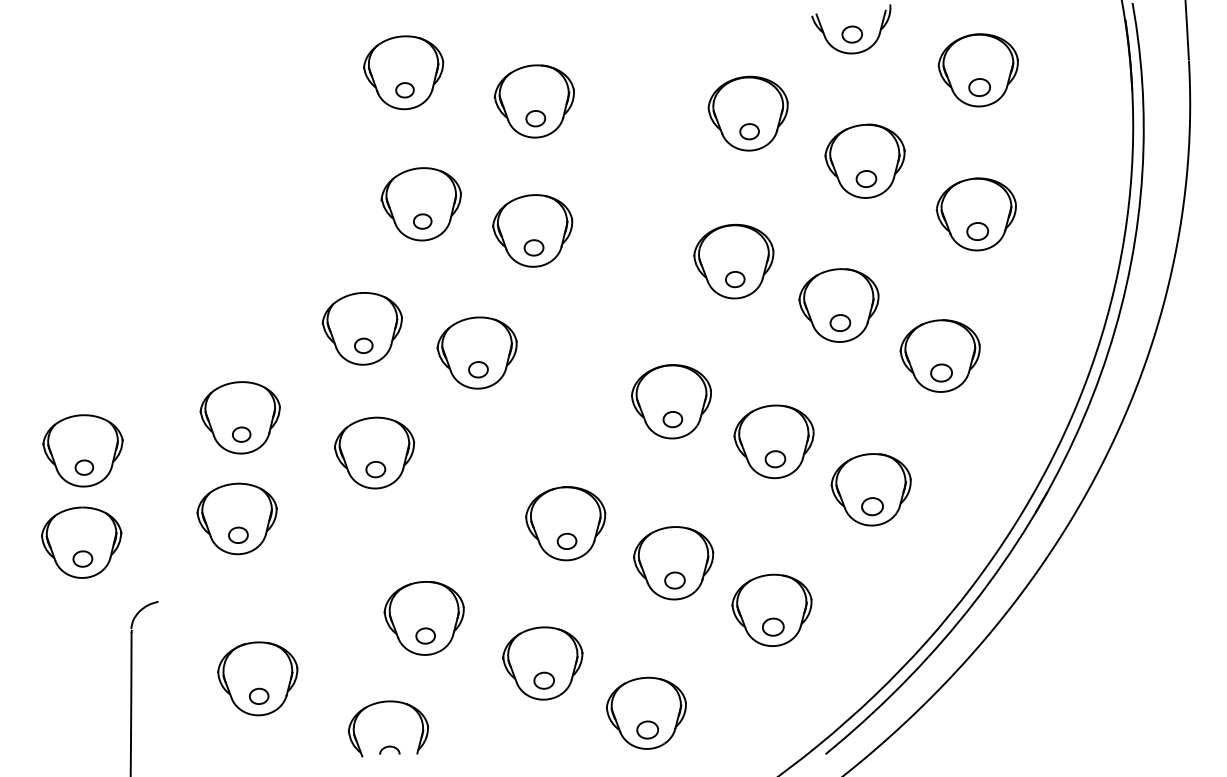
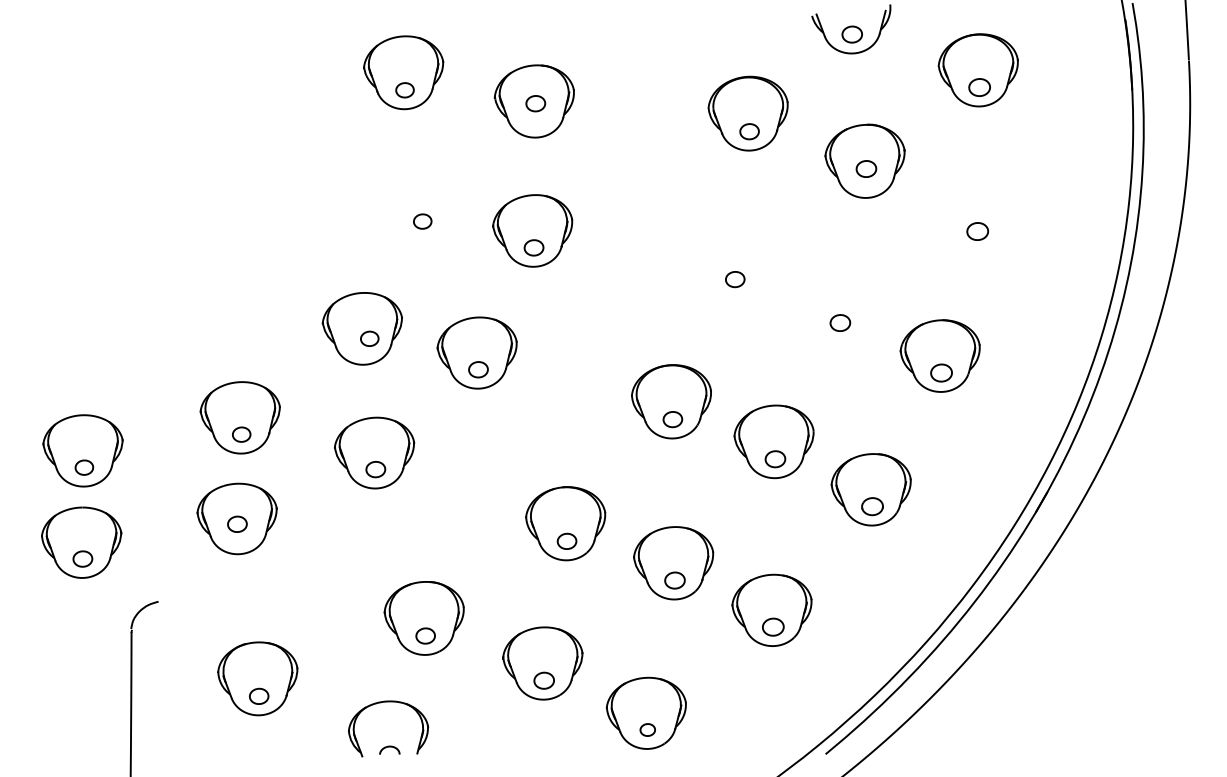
part position: (535, 118) -> (535, 103) (535, 103)
part position: (866, 178) -> (866, 168) (866, 168)
part: present -> none (420, 204)
part: present -> none (975, 214)
part: present -> none (733, 261)
part: present -> none (838, 305)
part position: (363, 345) -> (369, 338) (369, 338)
part position: (238, 534) -> (237, 523) (237, 523)
part size: 24x20 px -> 17x14 px (647, 729)
